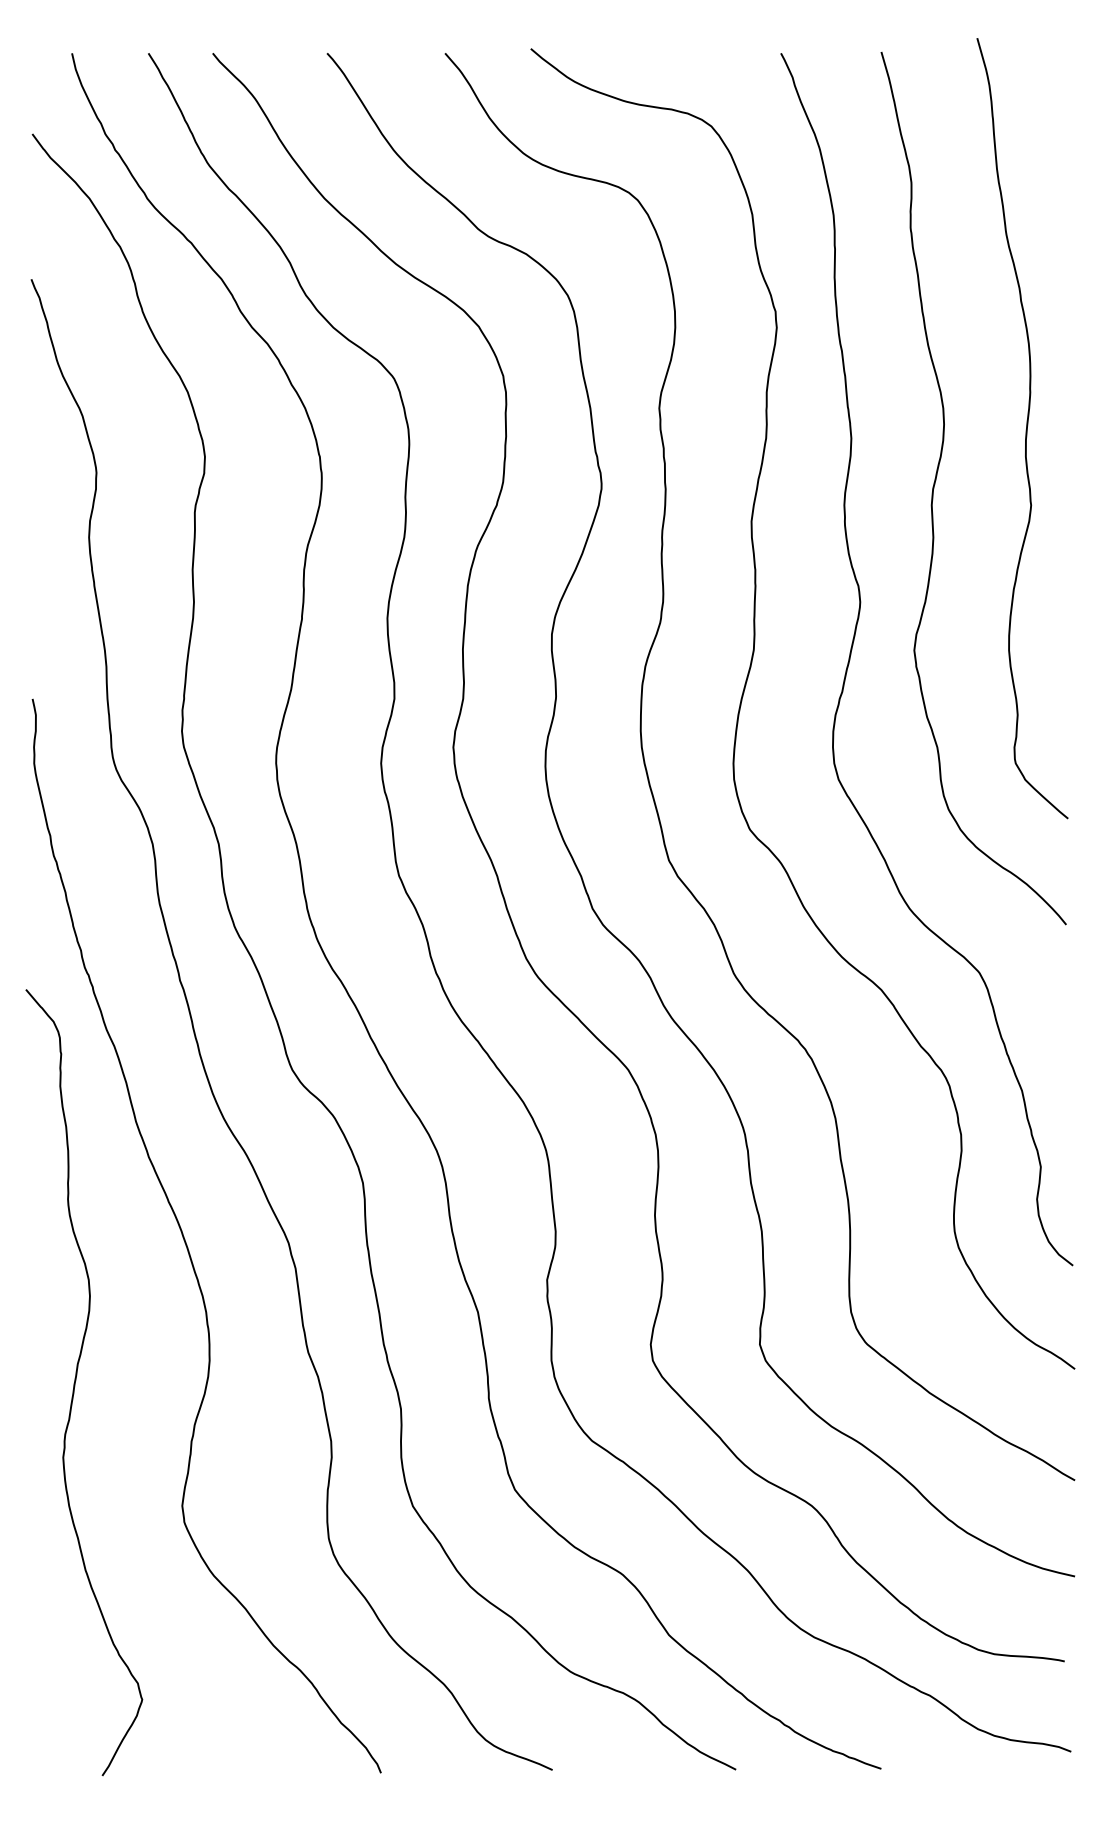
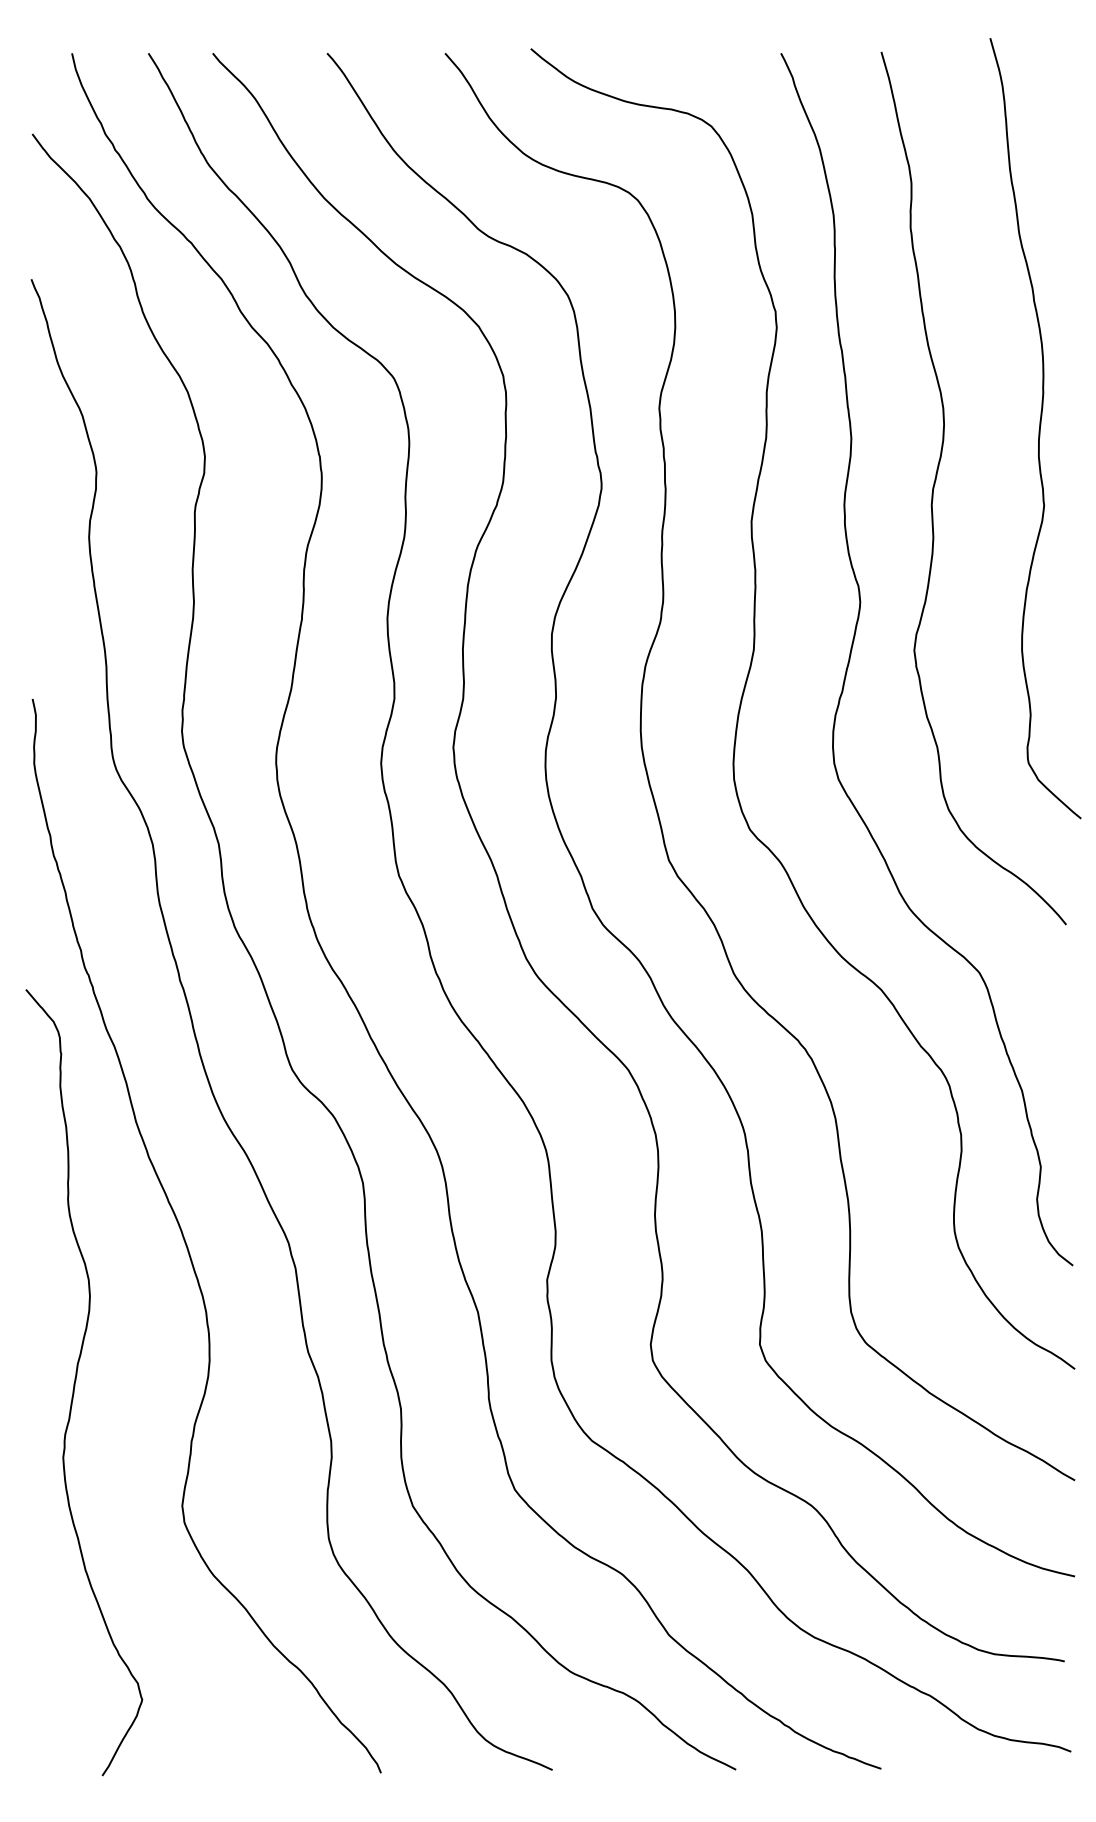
curve position: (1025, 430) -> (1038, 430) (1038, 430)
